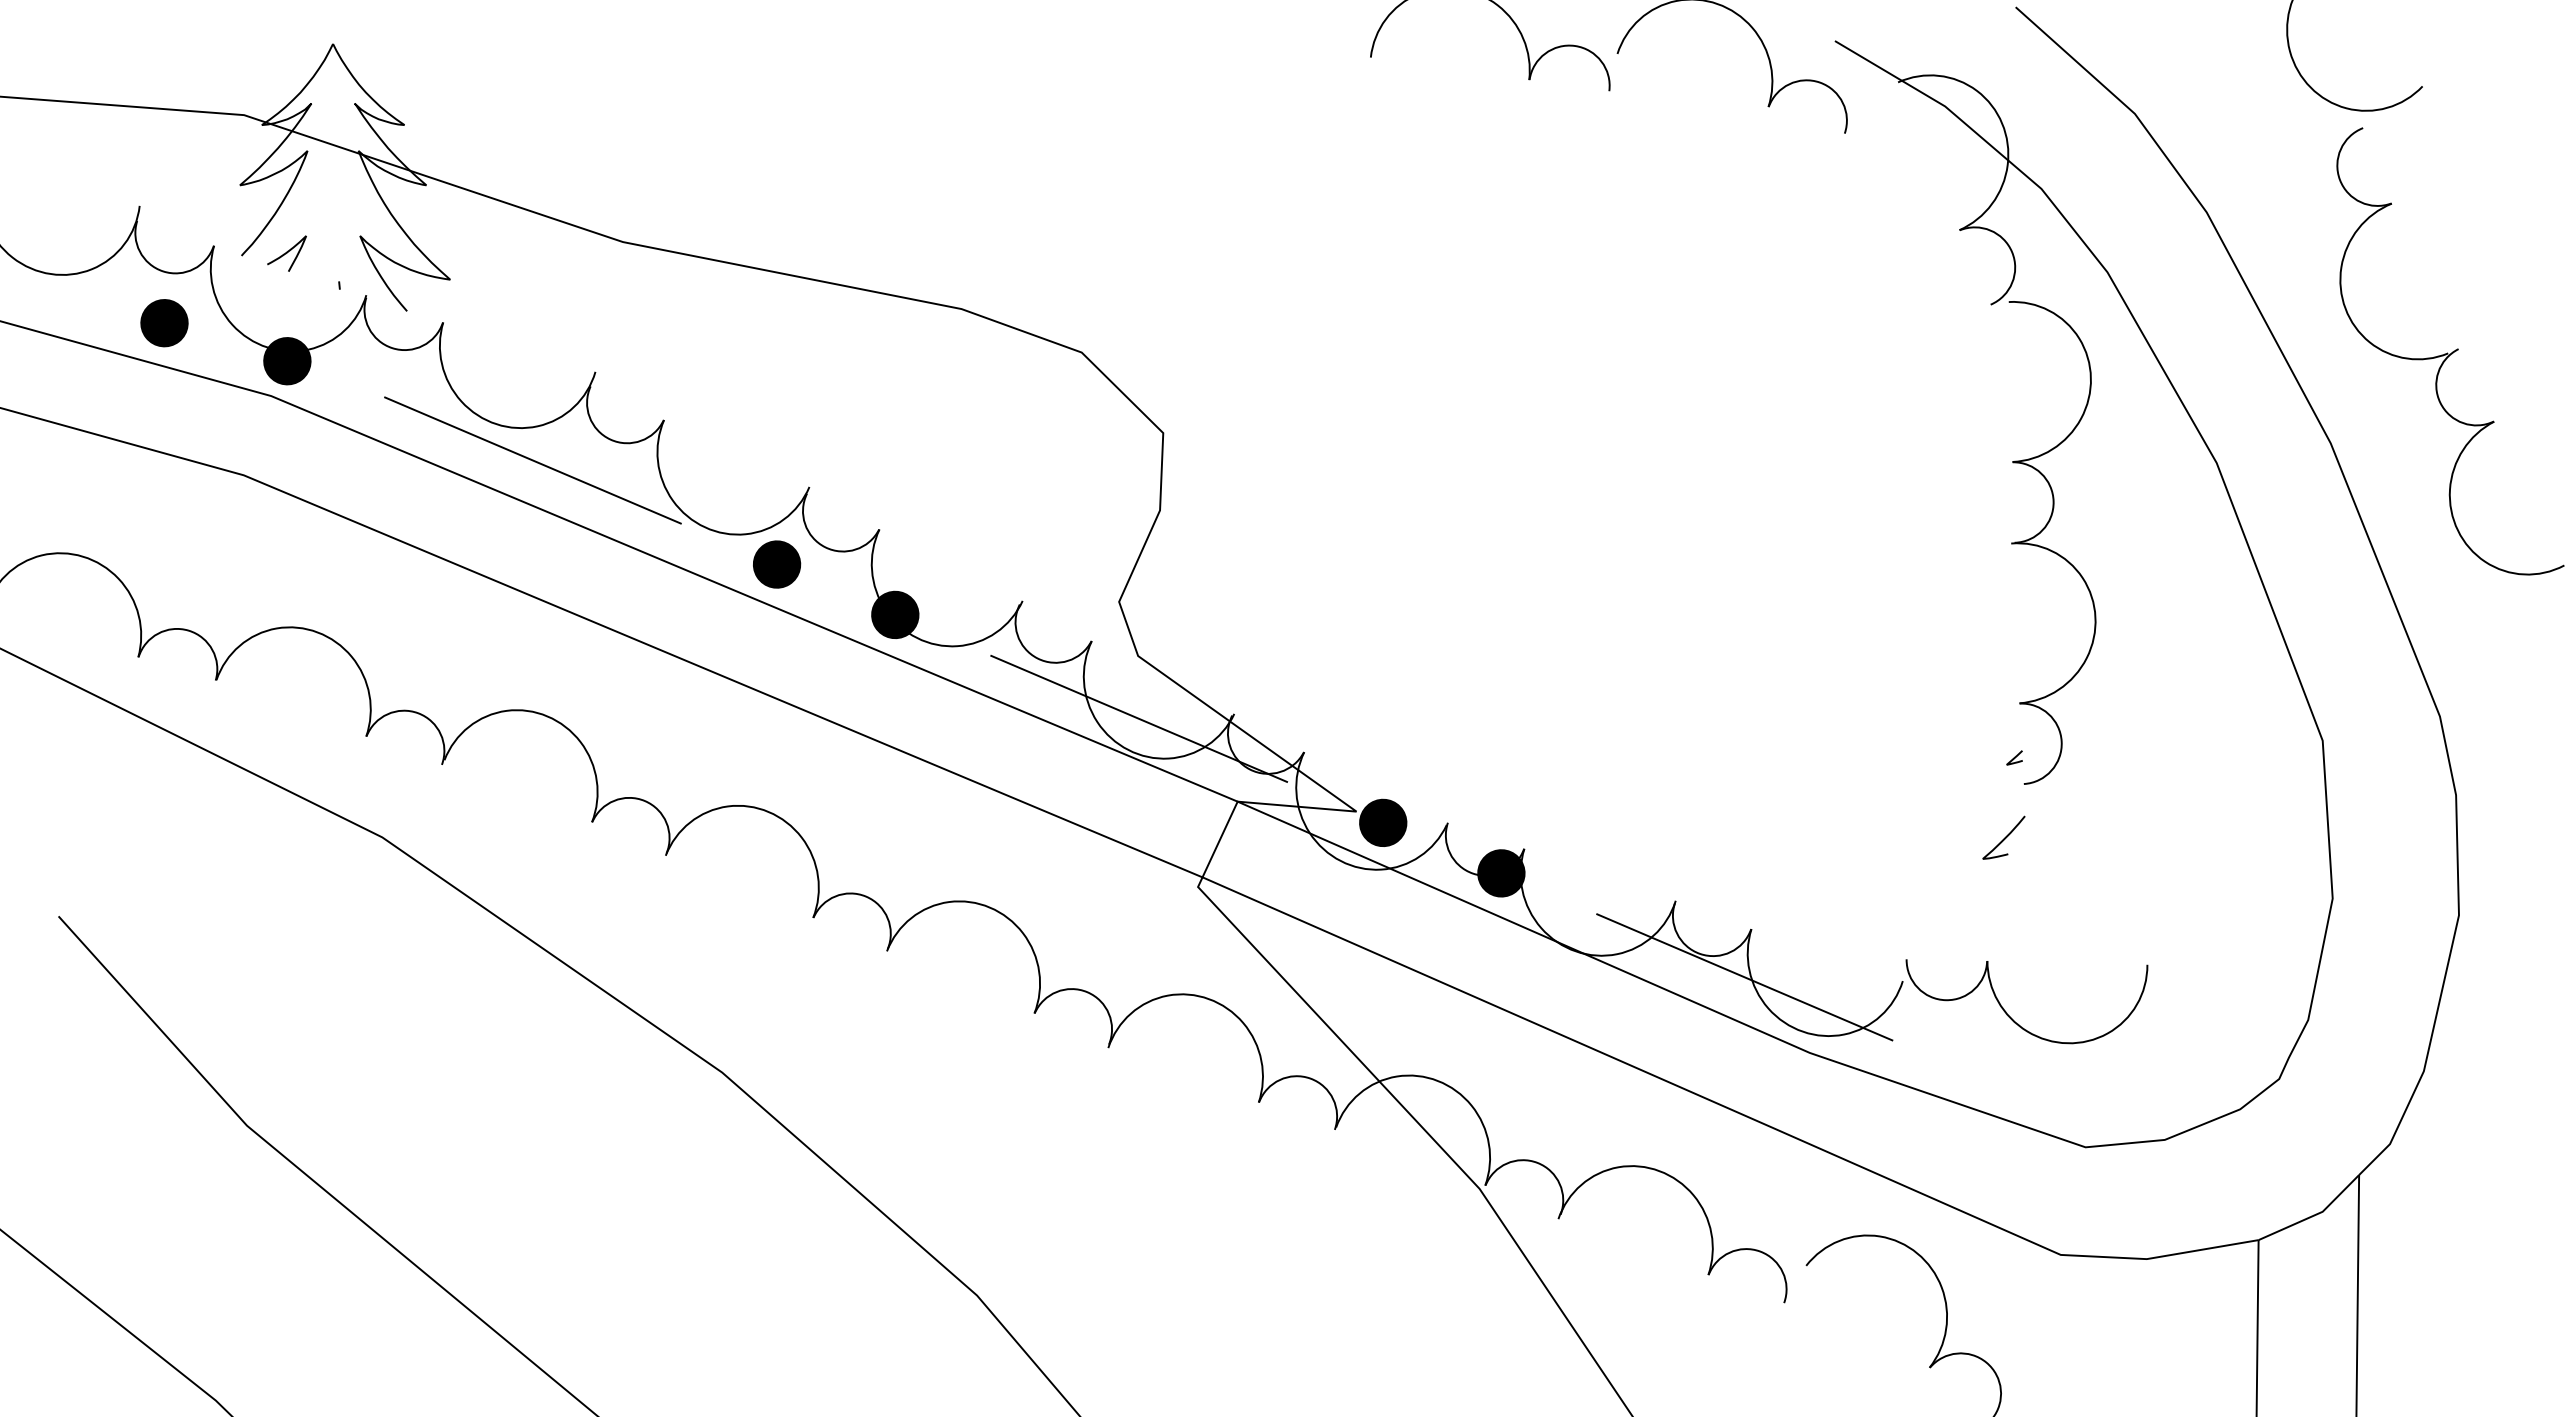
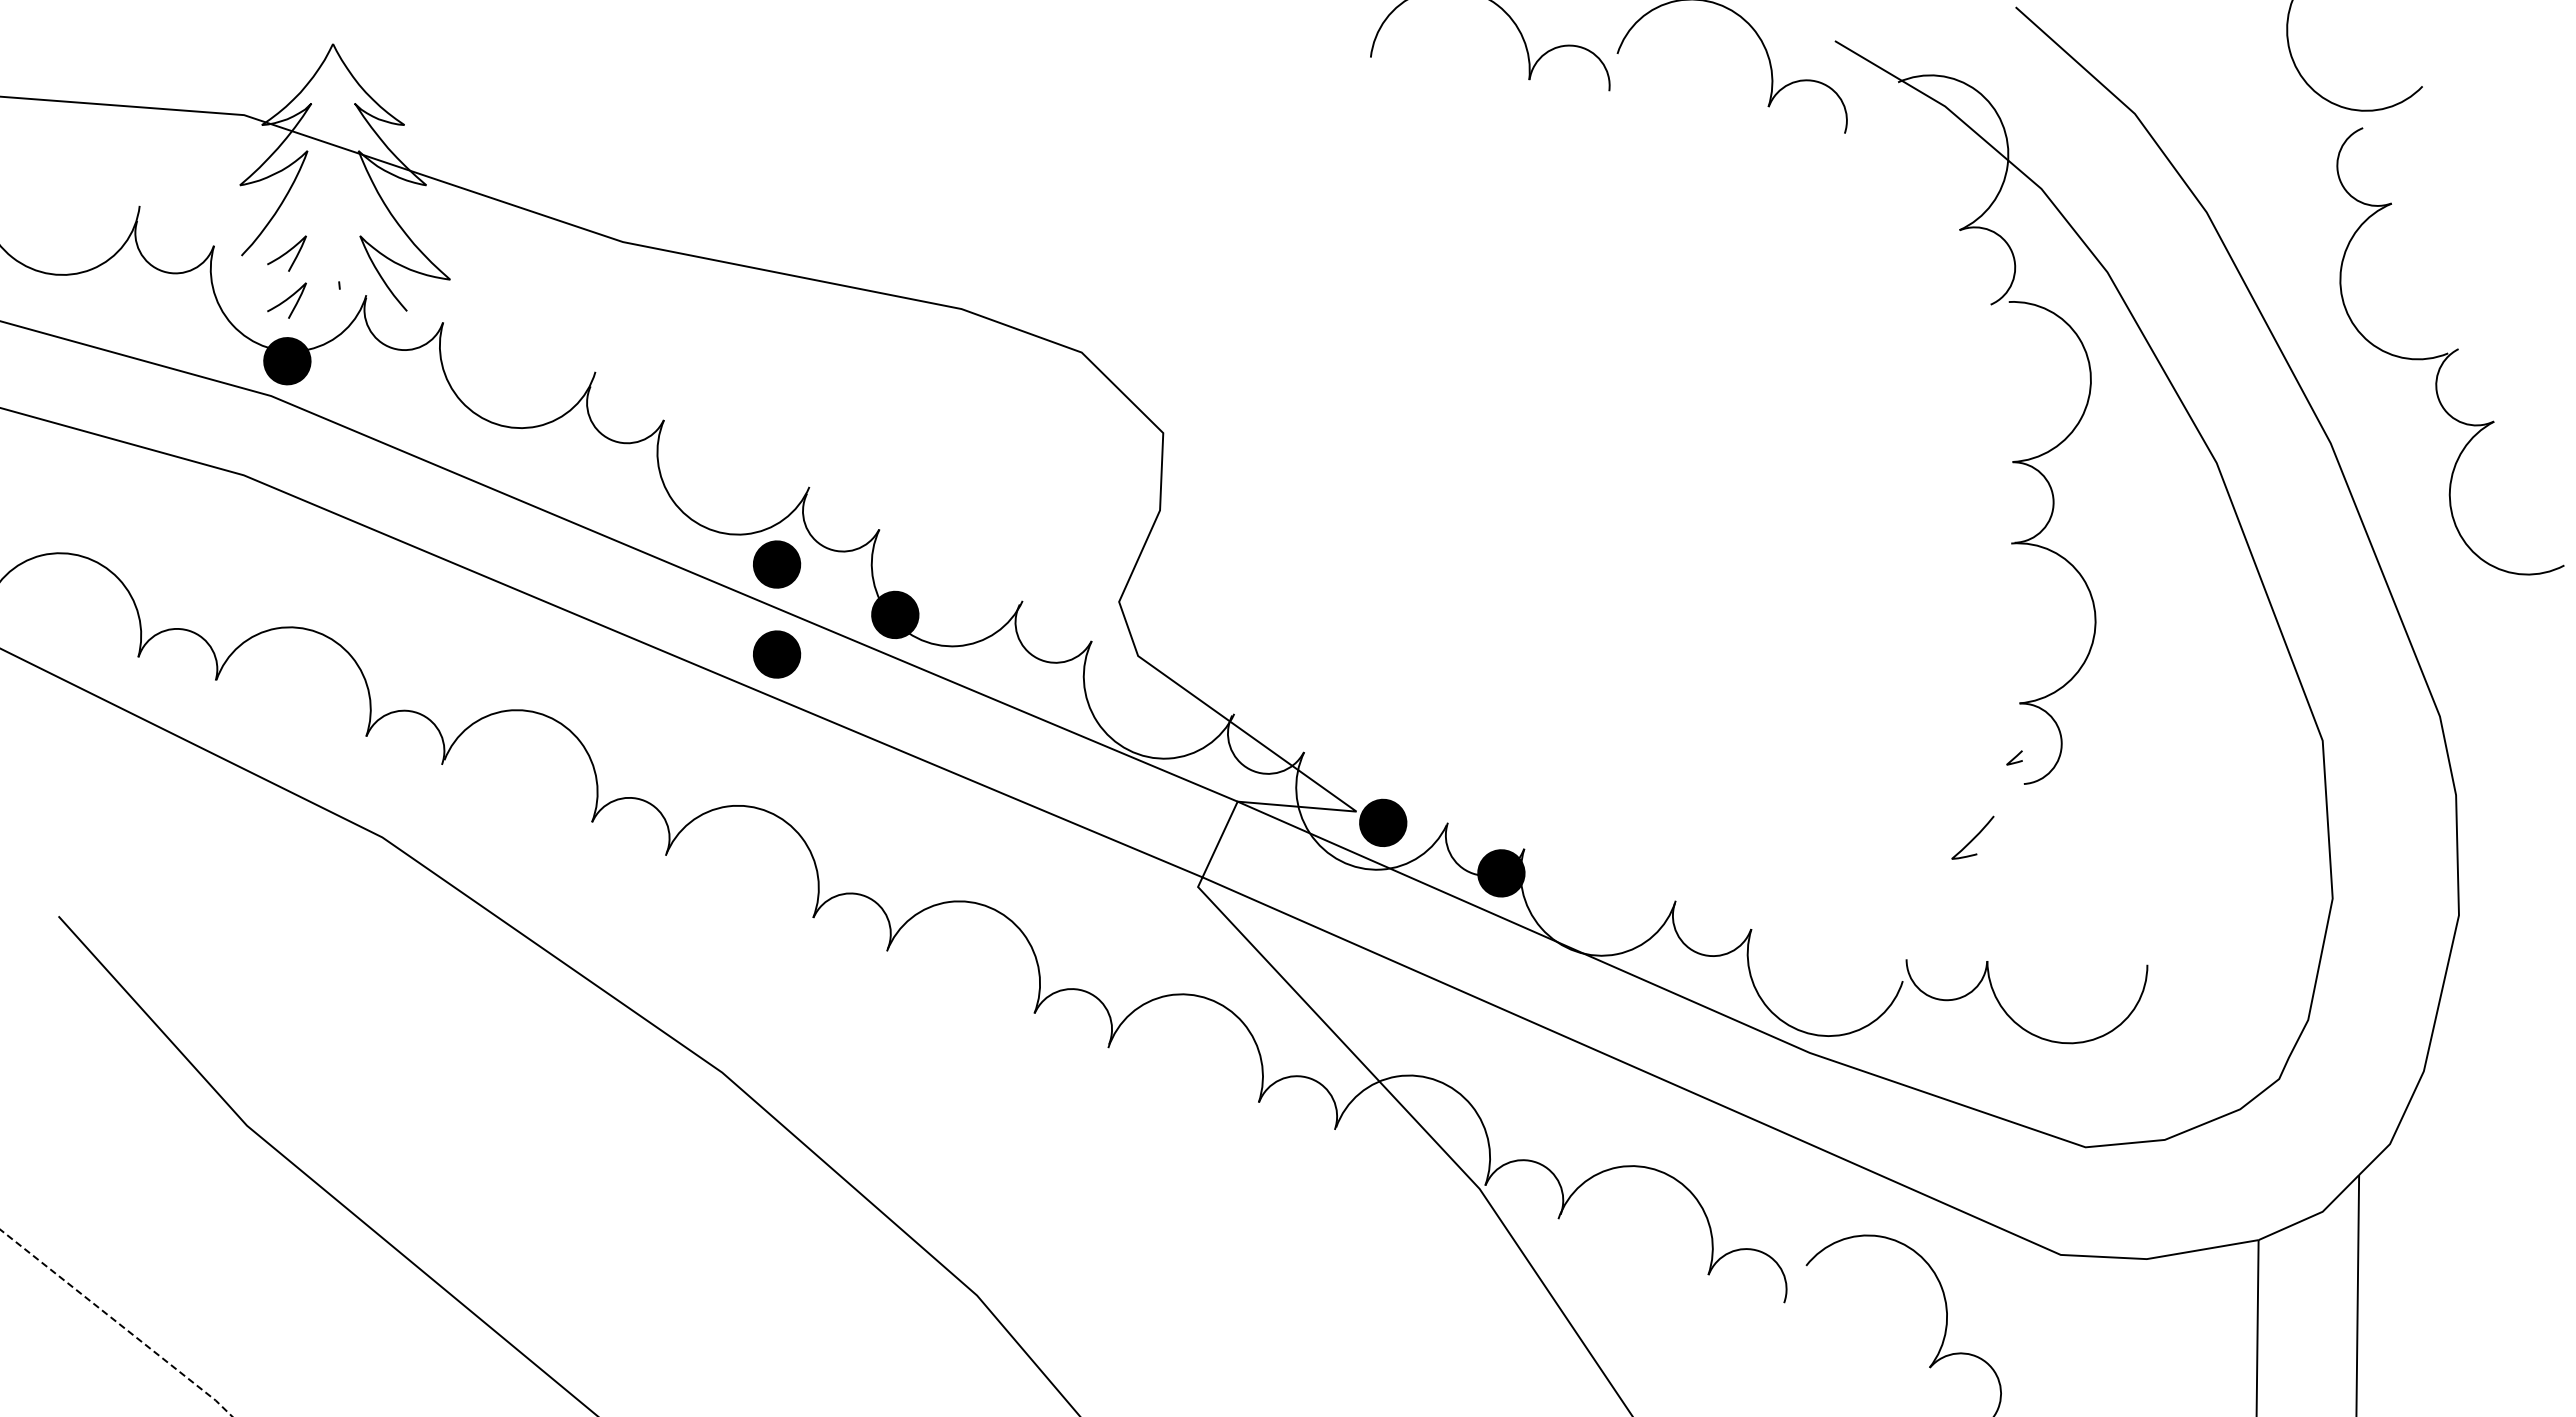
curve: none -> present (286, 300)
fill: present -> none (164, 323)
line: present -> none (532, 460)
part: none -> present (777, 654)
line: present -> none (1139, 718)
curve position: (2004, 837) -> (1973, 837) (1973, 837)
line: present -> none (1744, 977)
line: solid -> dashed (118, 1322)
